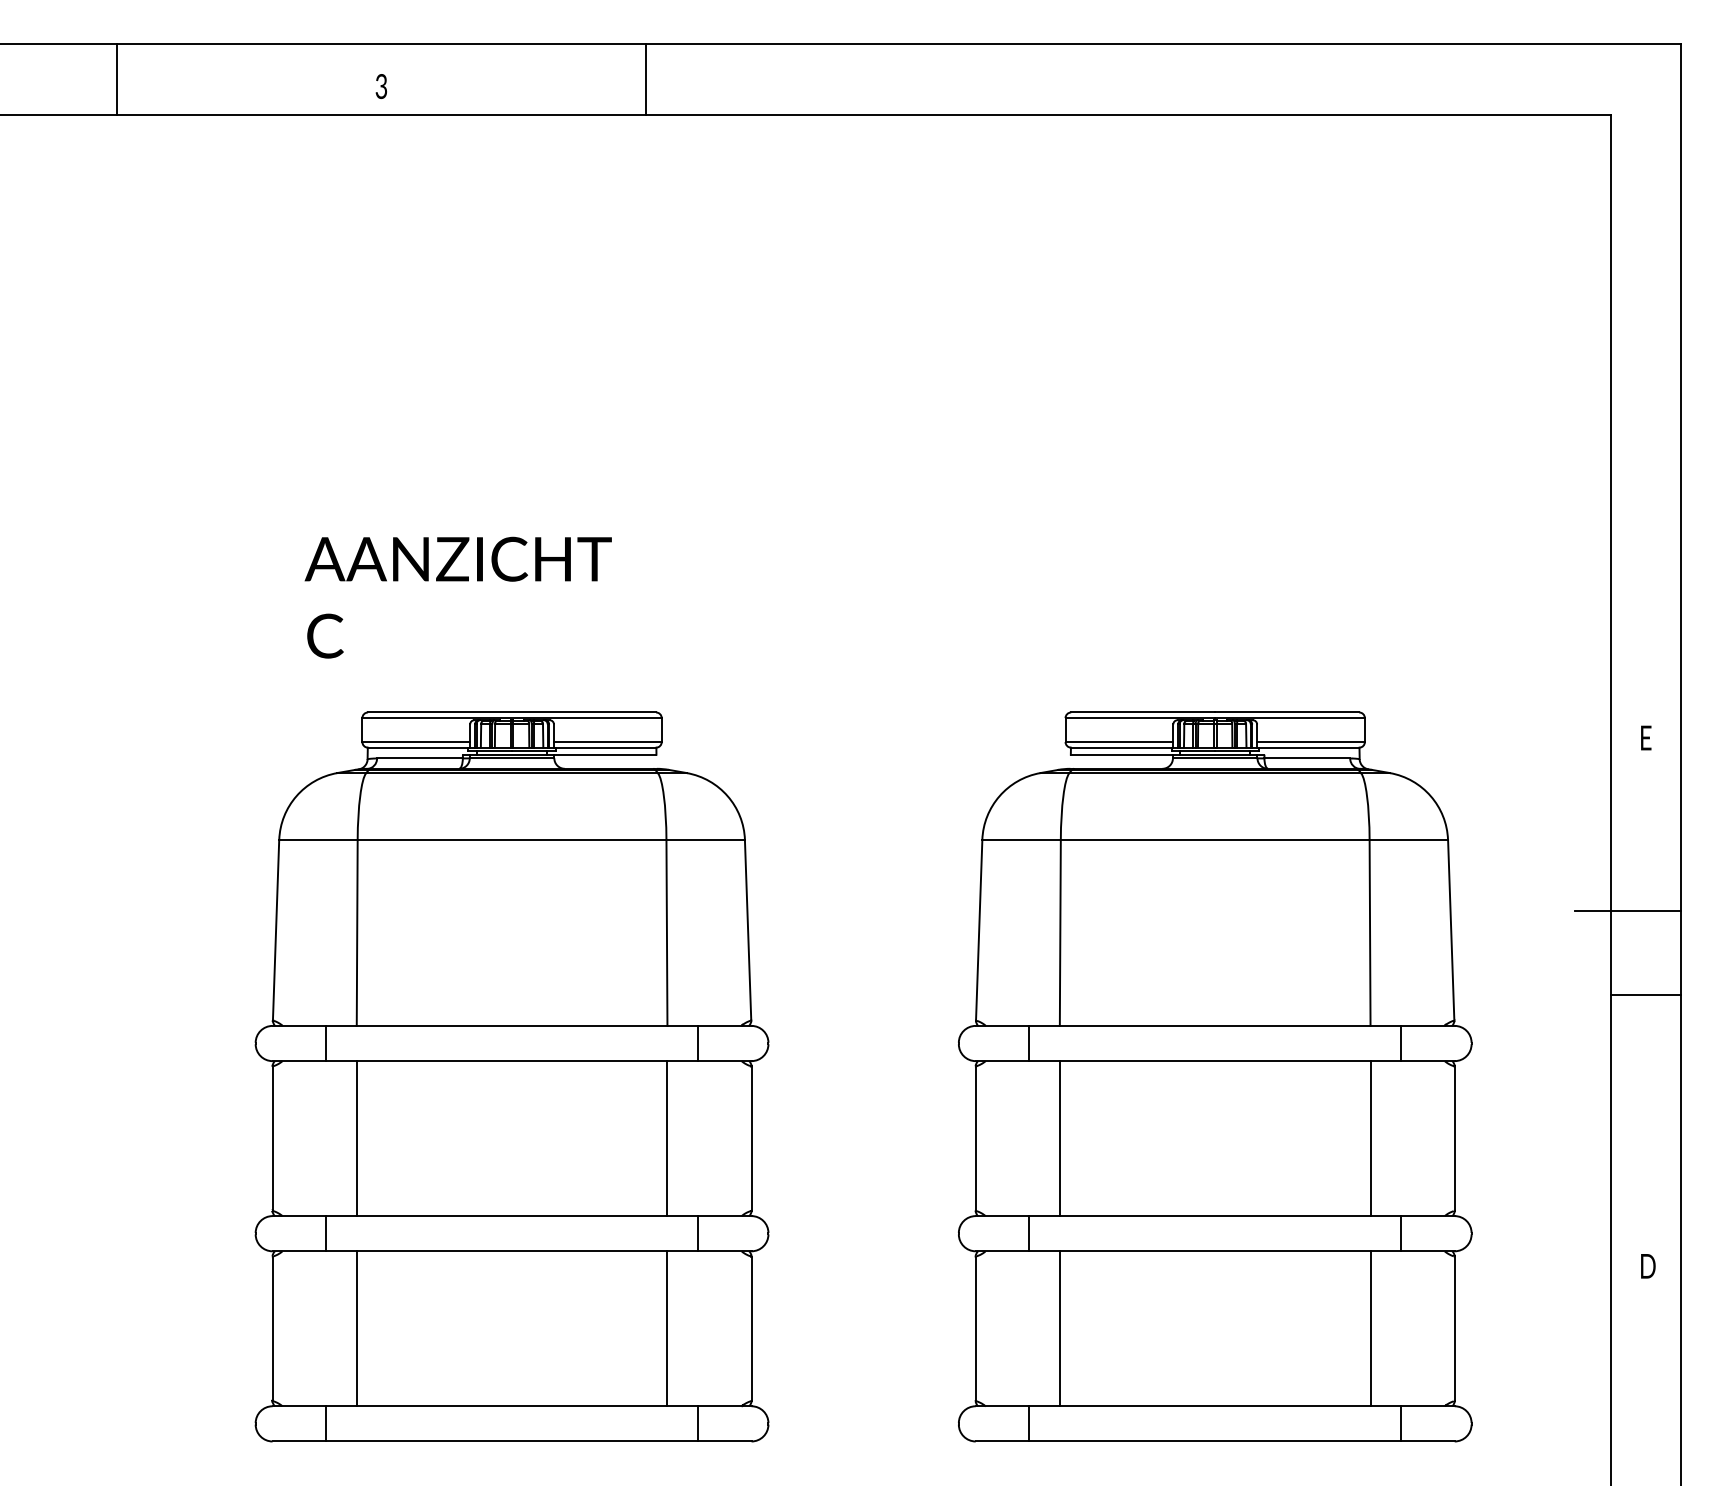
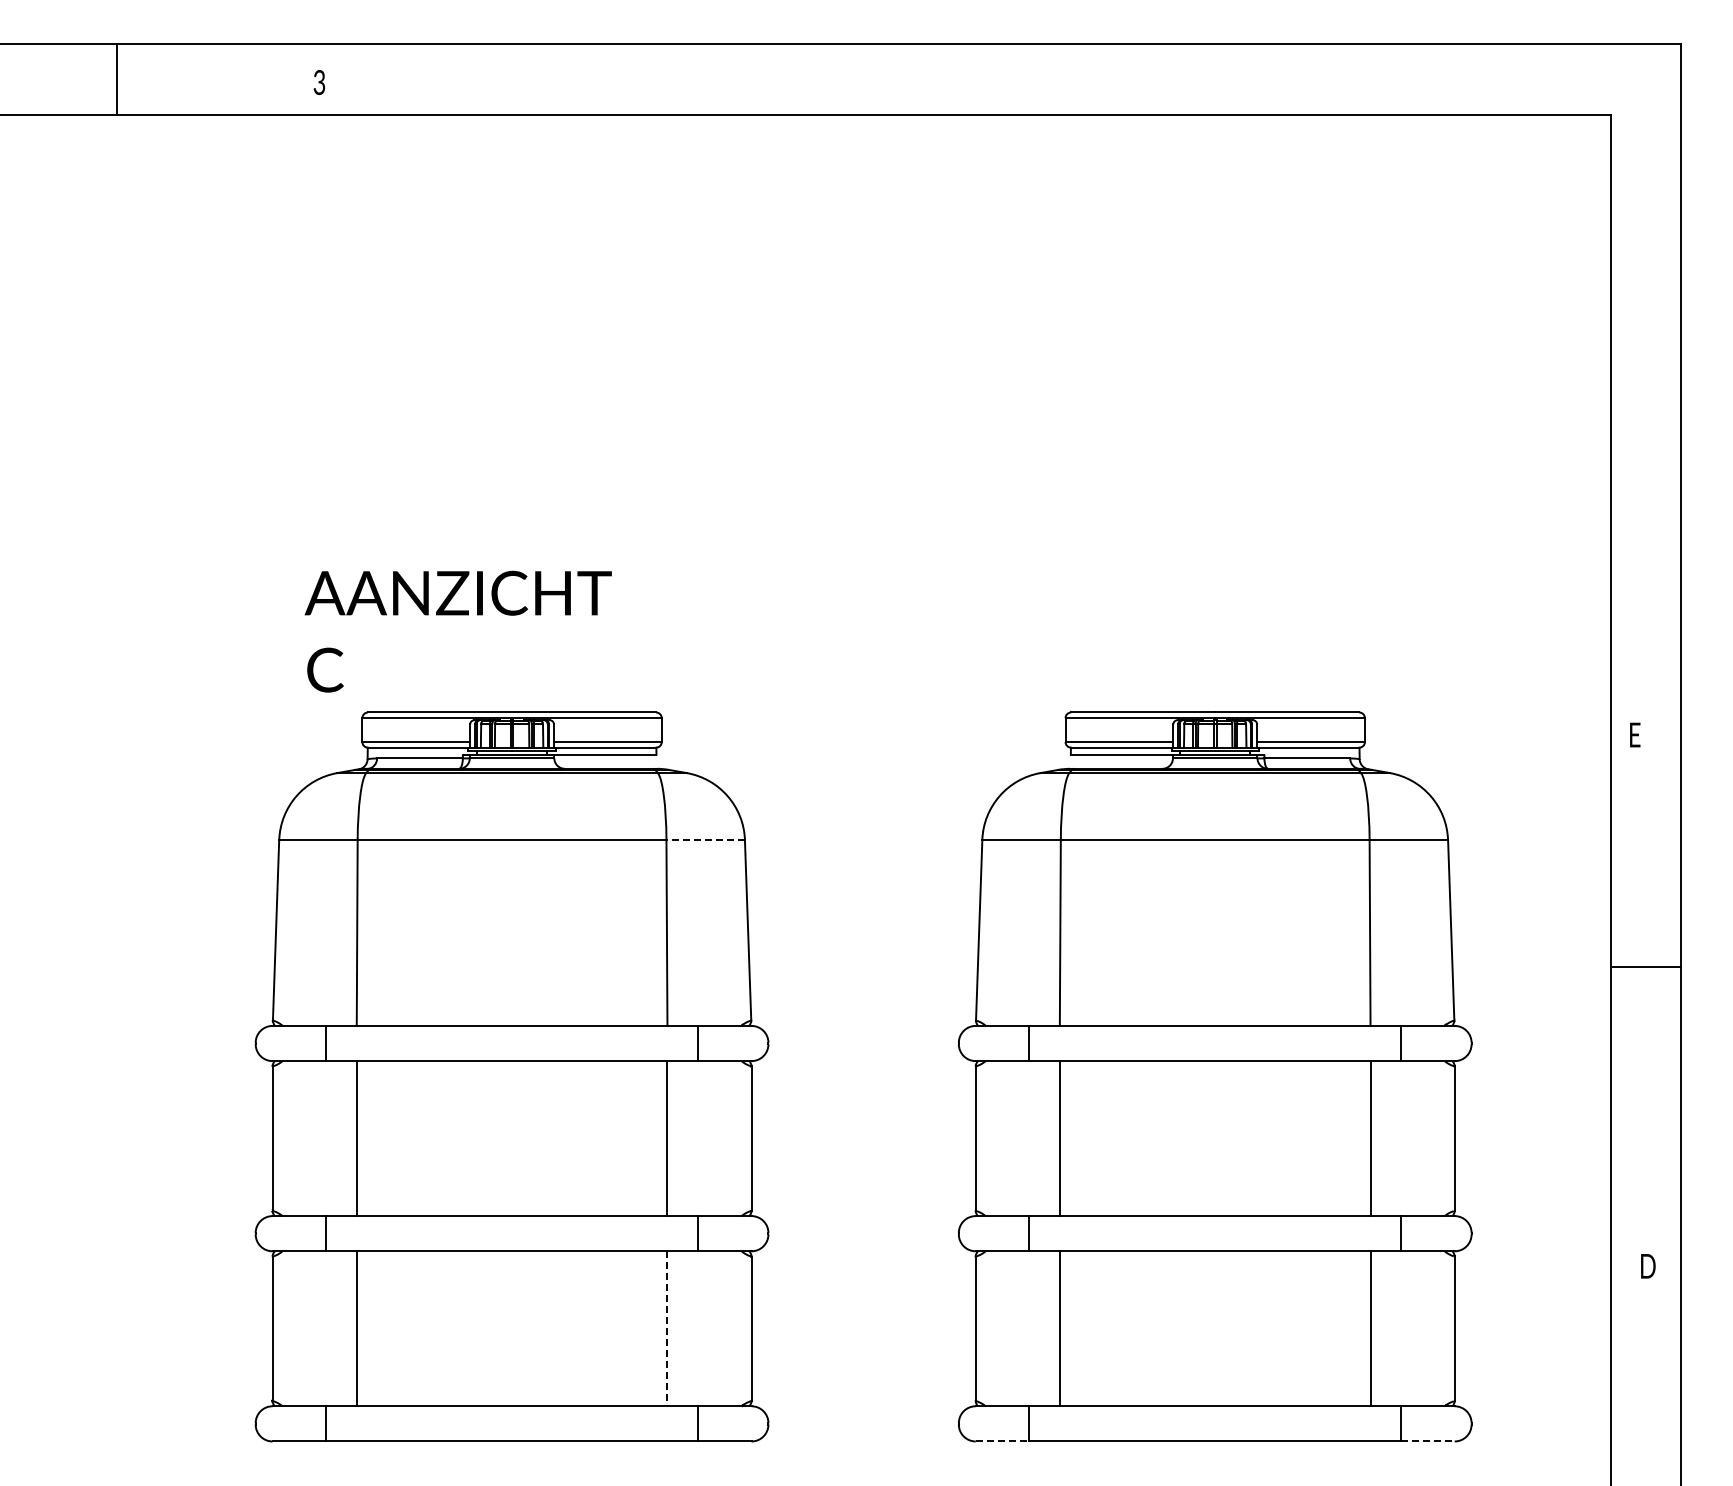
line: present -> none (645, 79)
text position: (380, 86) -> (318, 82) (318, 82)
text position: (457, 597) -> (457, 631) (457, 631)
text position: (1646, 737) -> (1635, 734) (1635, 734)
line: solid -> dashed (705, 839)
line: present -> none (1628, 910)
line position: (1645, 995) -> (1645, 967) (1645, 967)
line: solid -> dashed (667, 1329)
line: solid -> dashed (1002, 1441)
line: solid -> dashed (1427, 1441)
